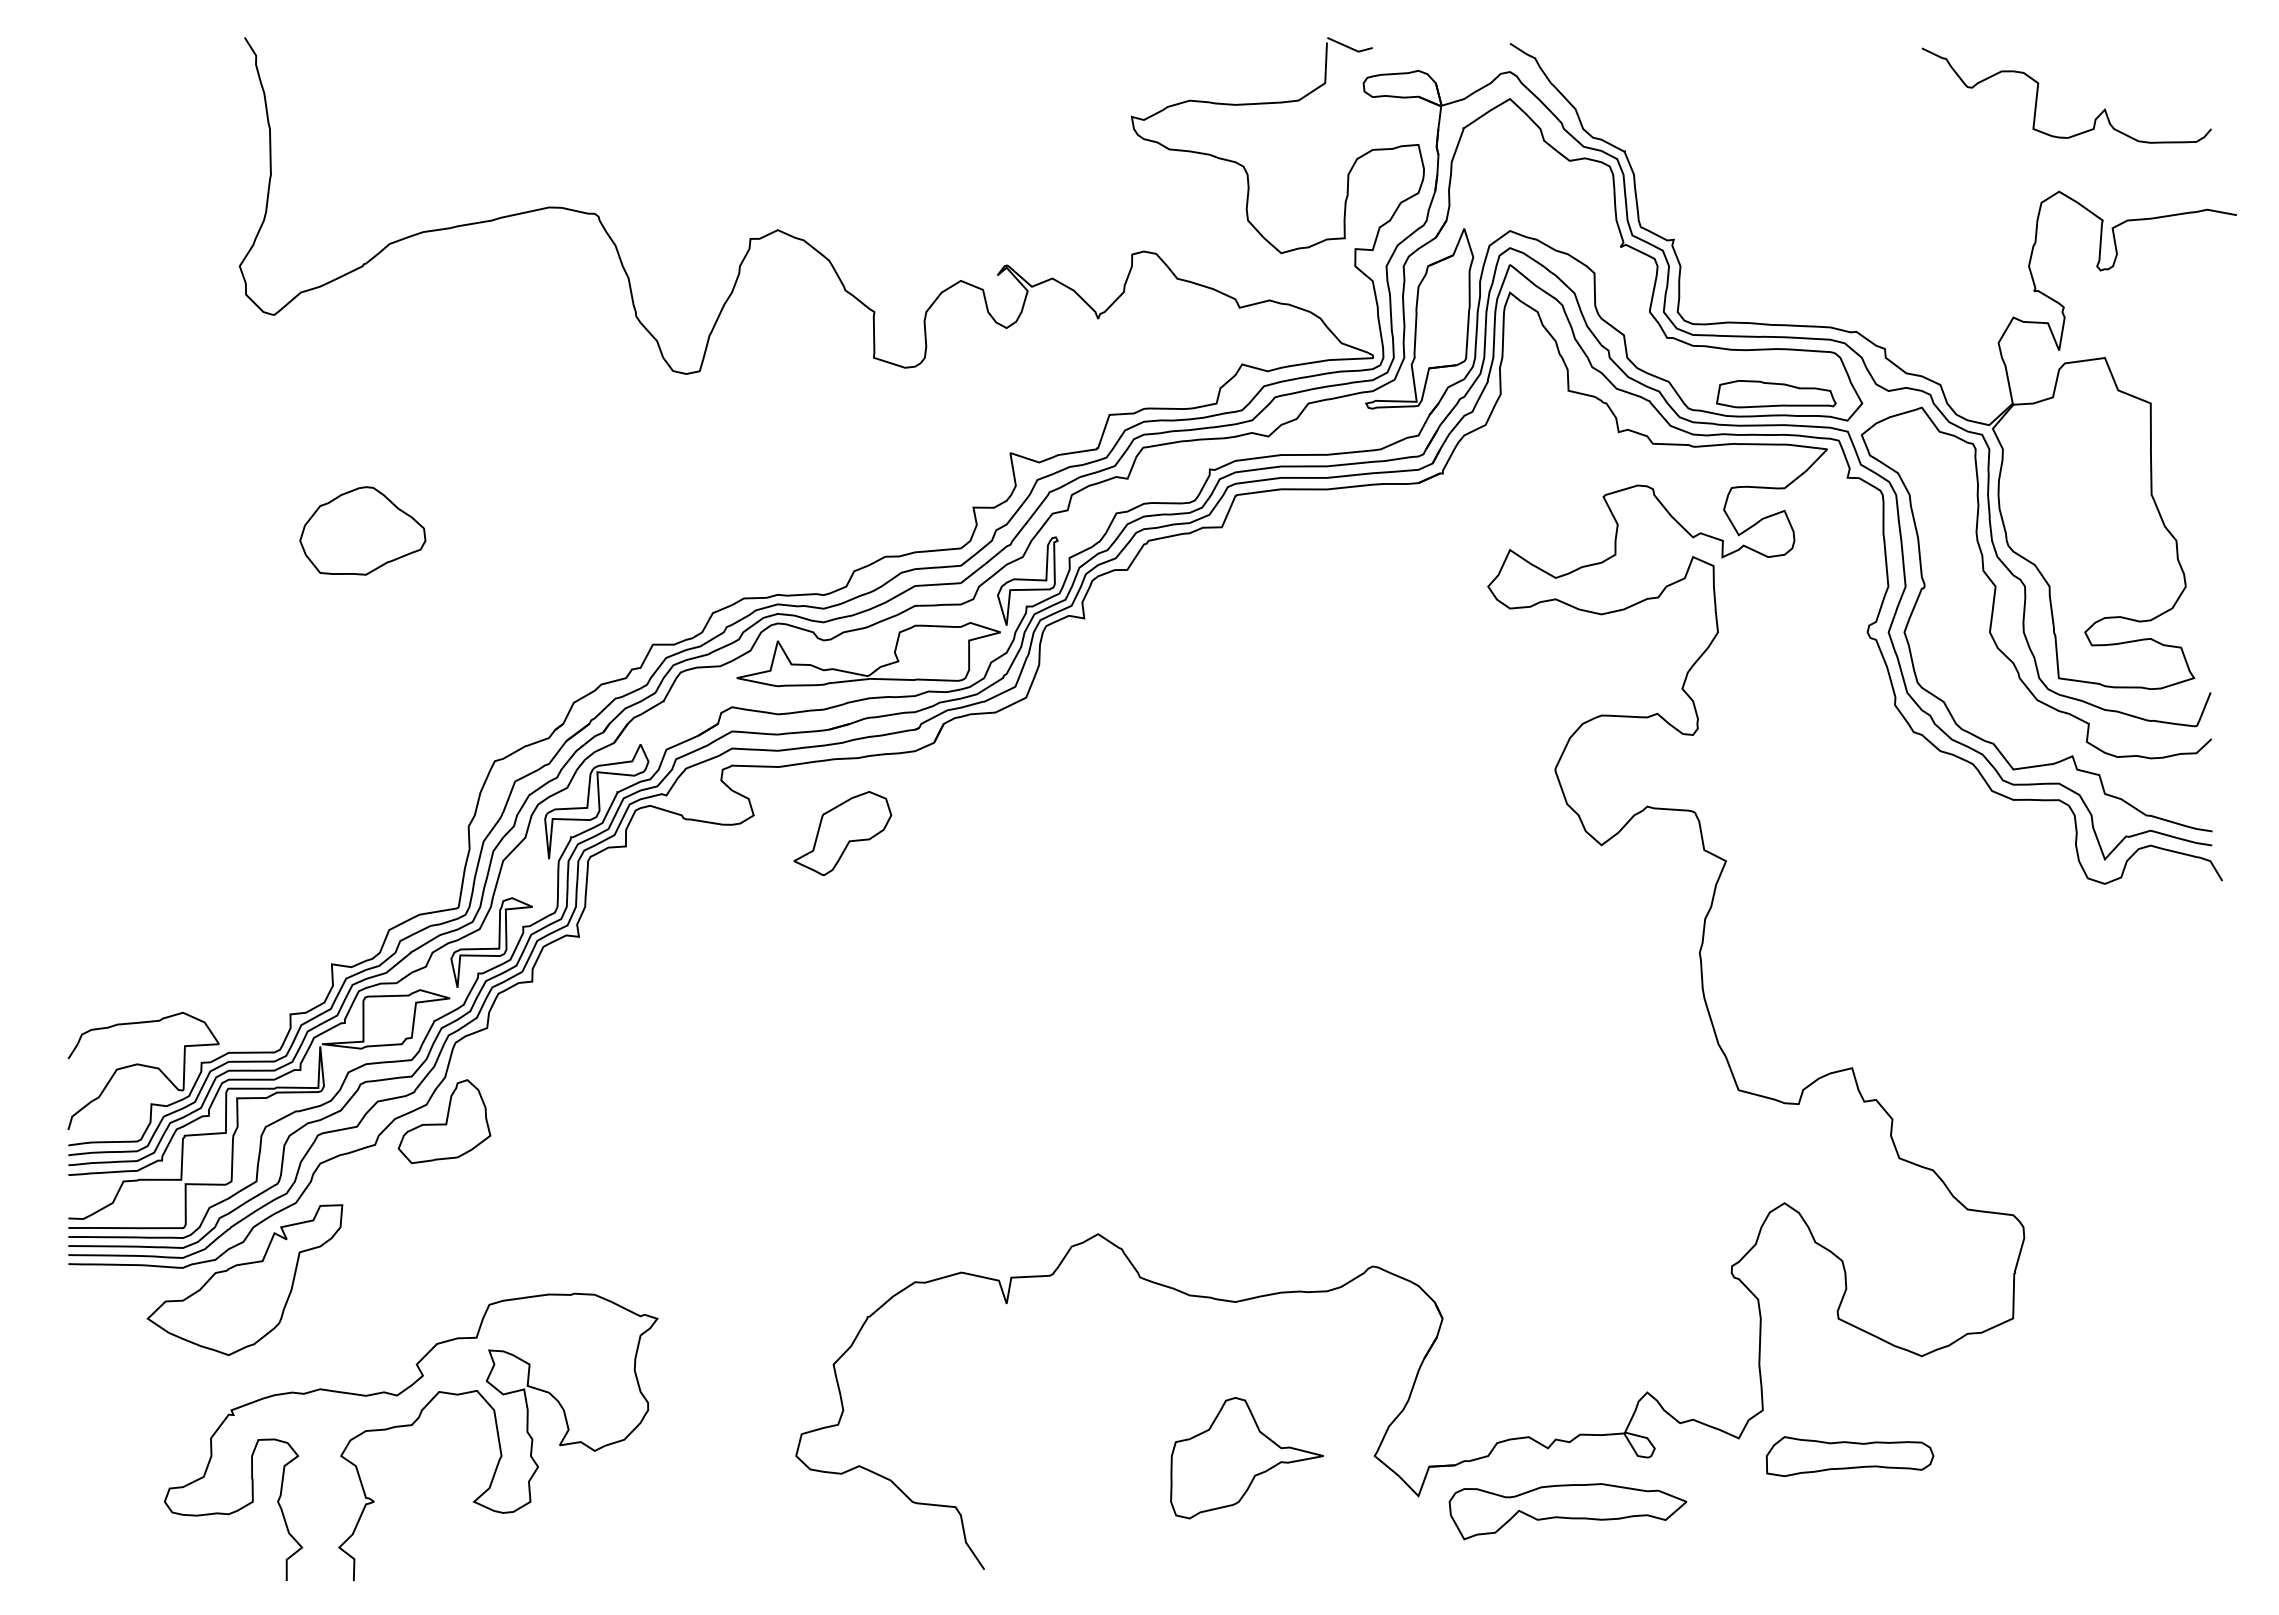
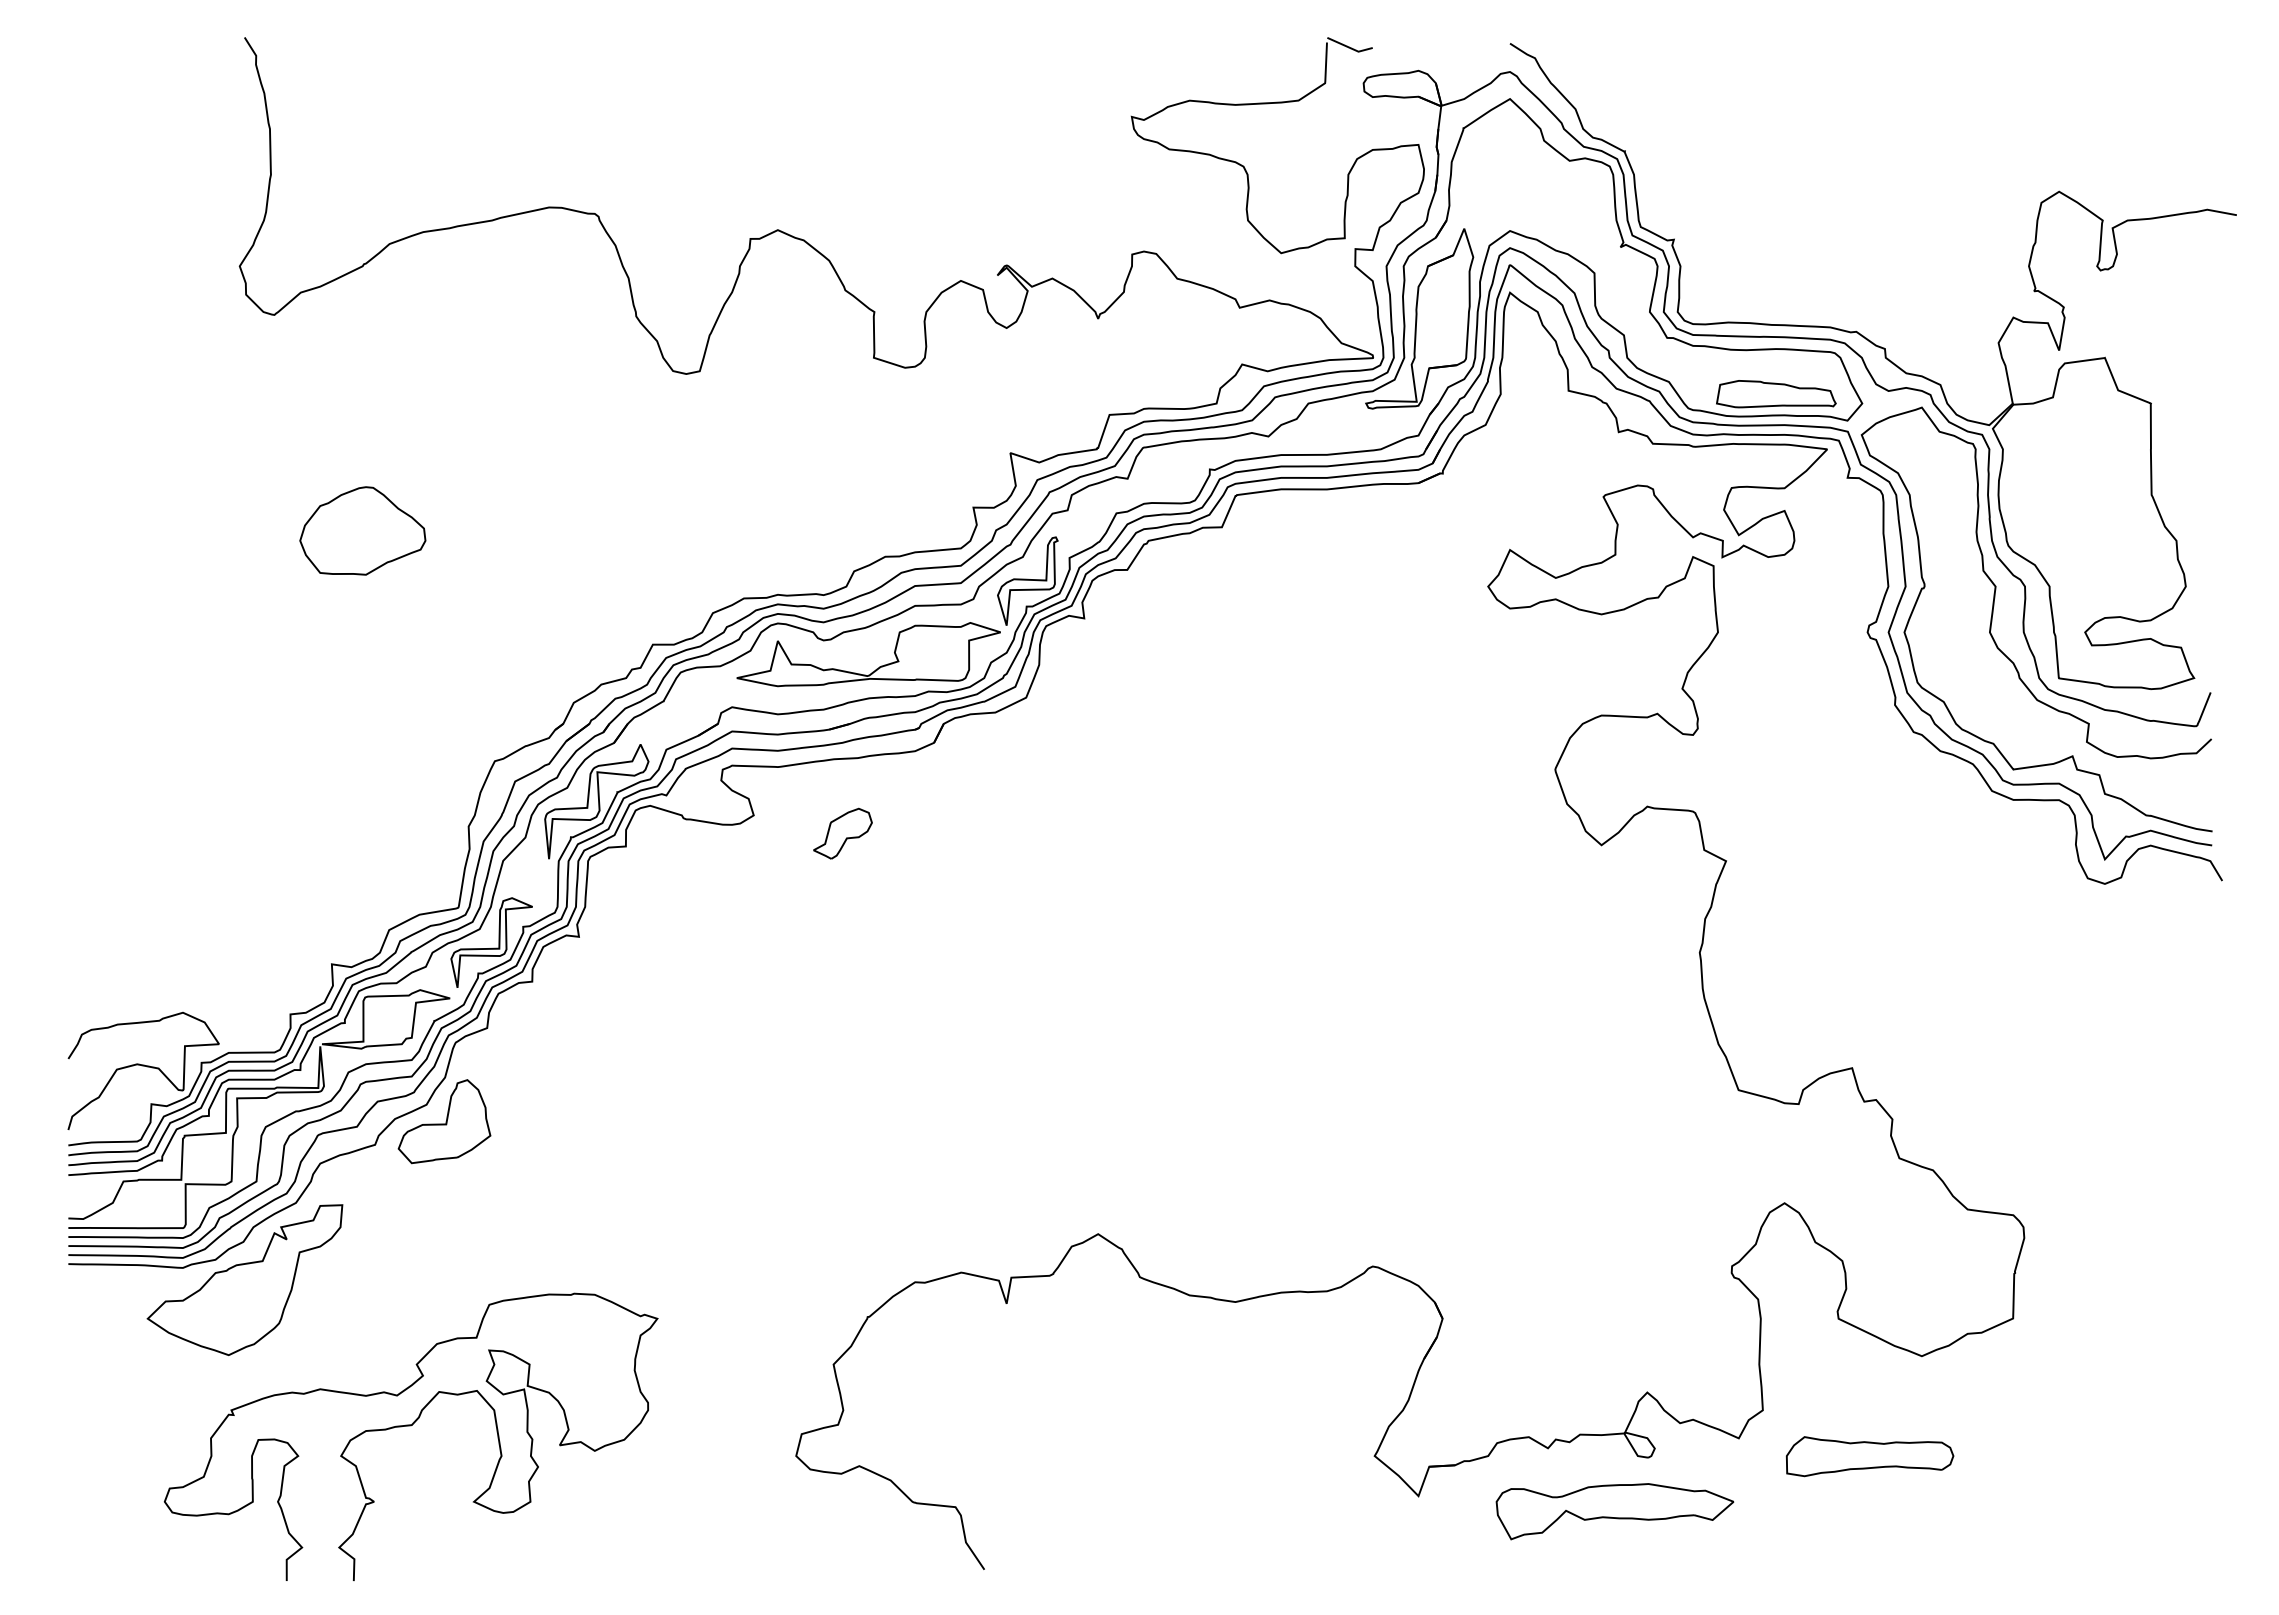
curve: present -> none (2038, 93)
part size: 100x86 px -> 60x53 px (842, 833)
part position: (1849, 1456) -> (1869, 1456) (1869, 1456)
part: present -> none (1246, 1458)
part position: (1567, 1511) -> (1614, 1511) (1614, 1511)
